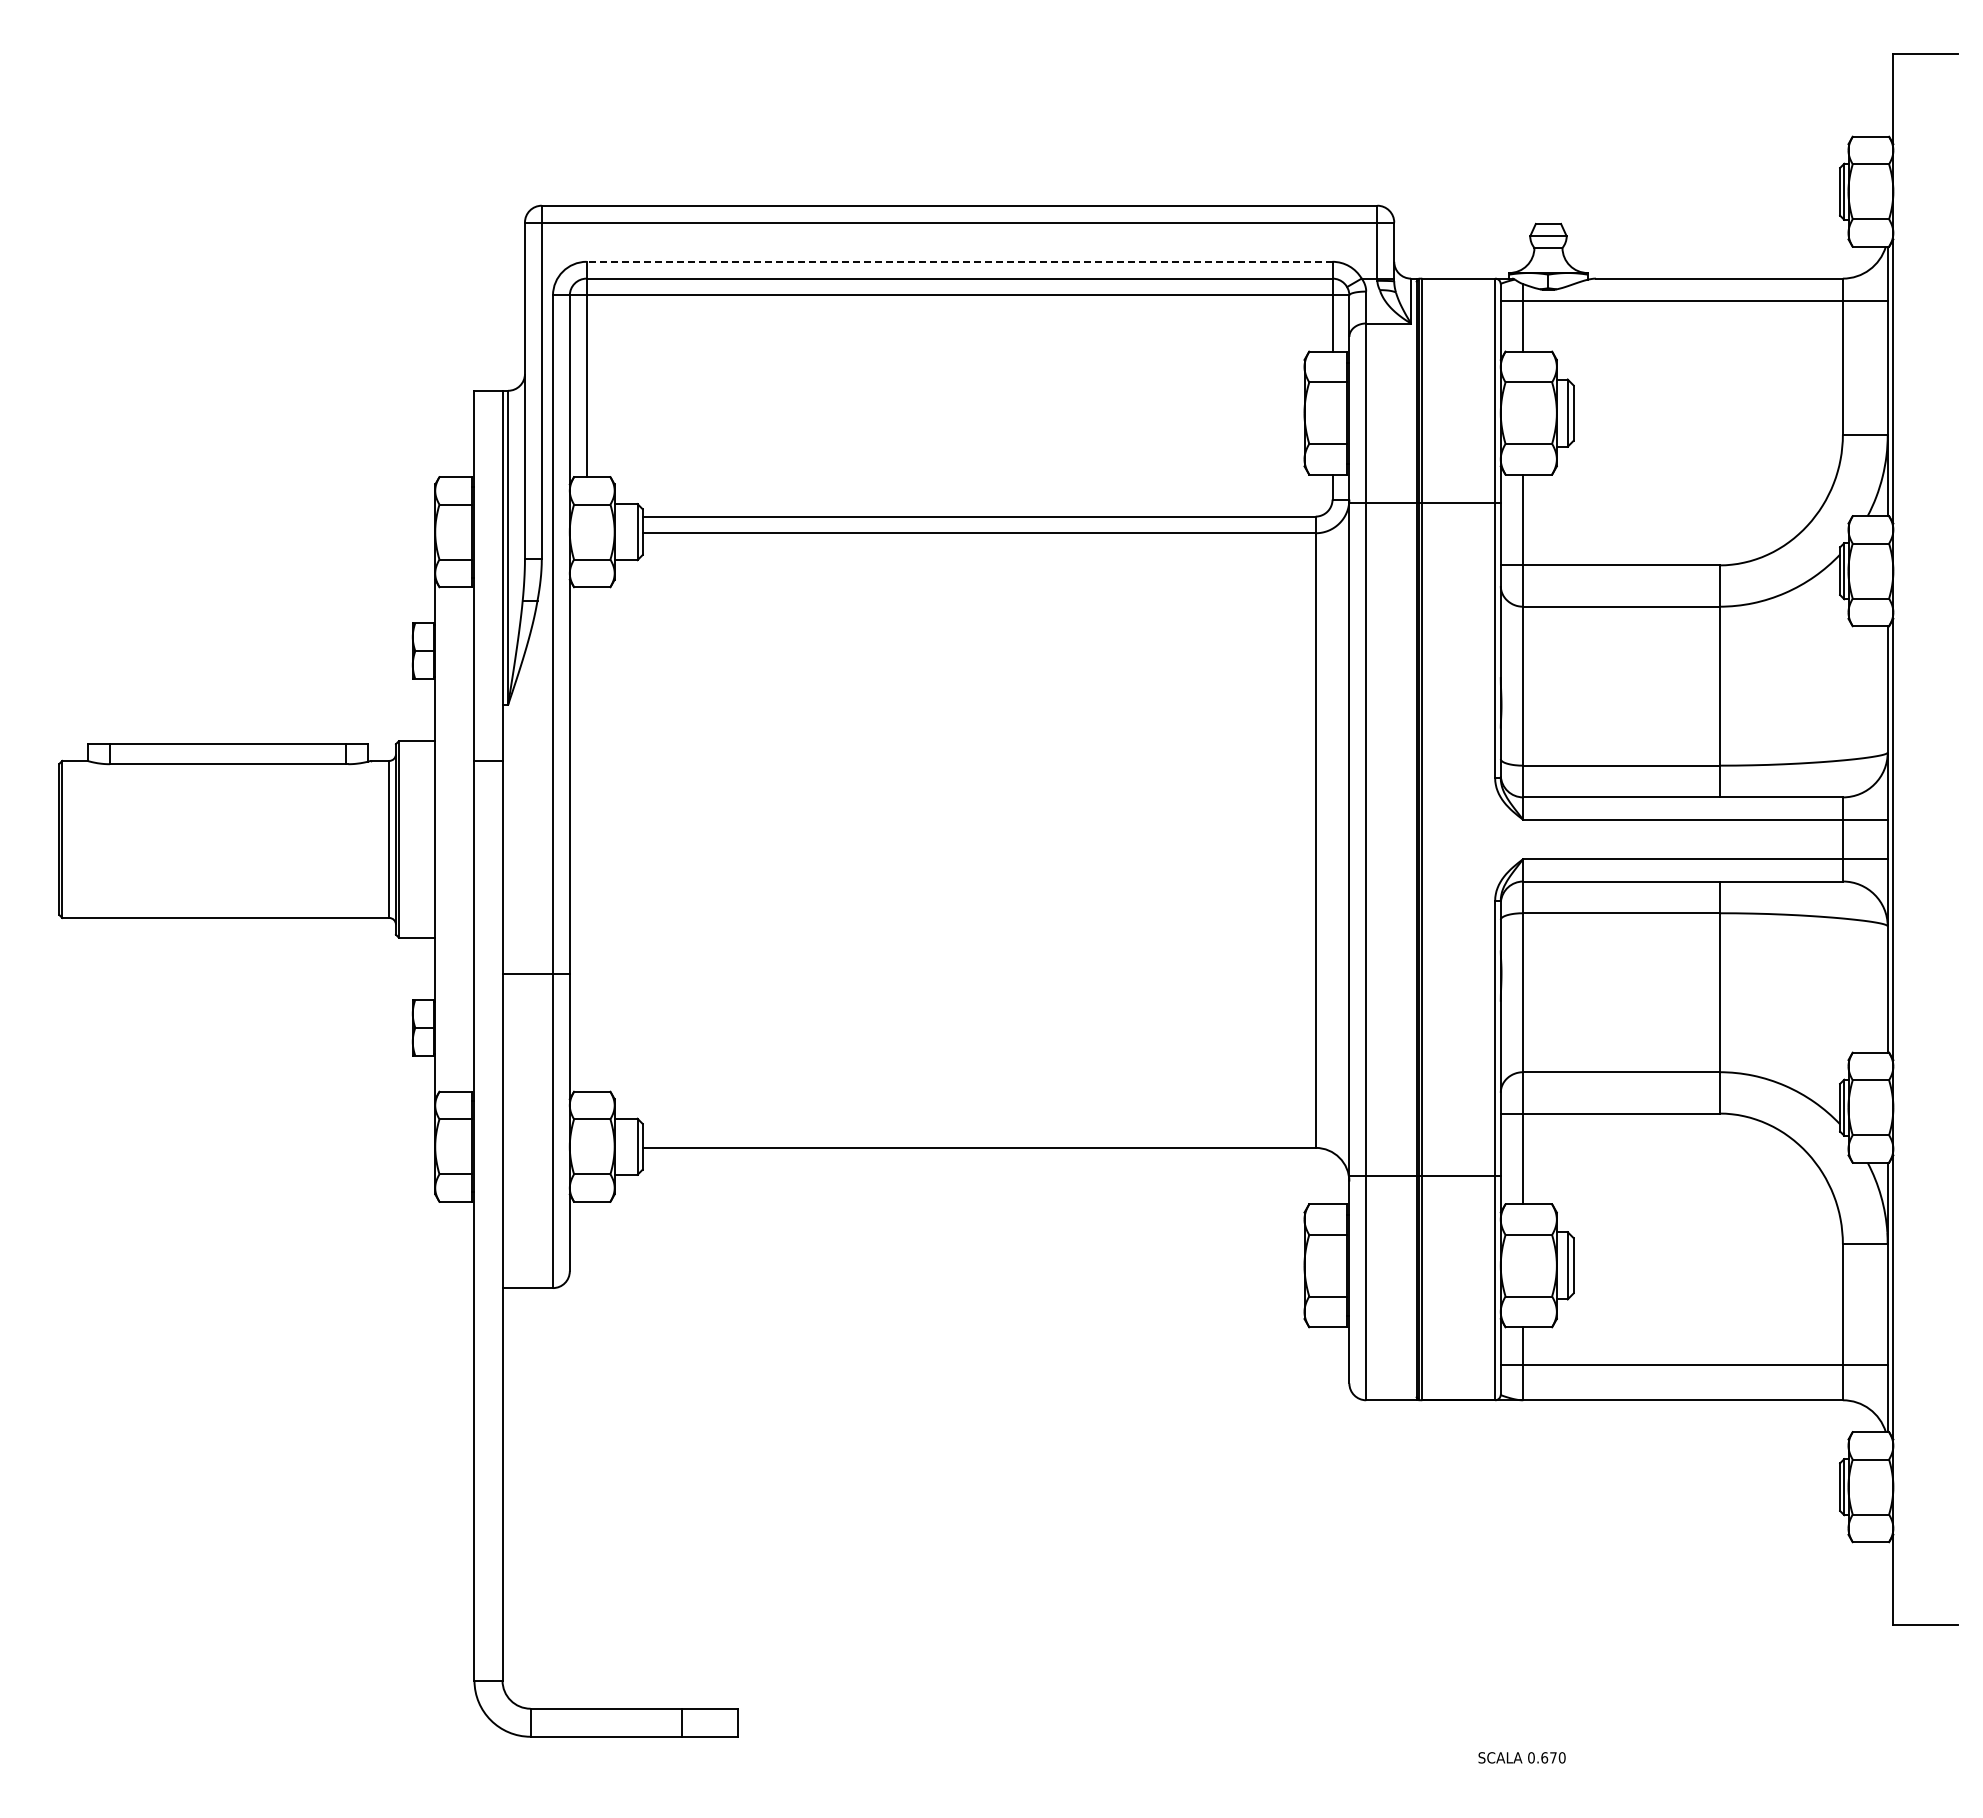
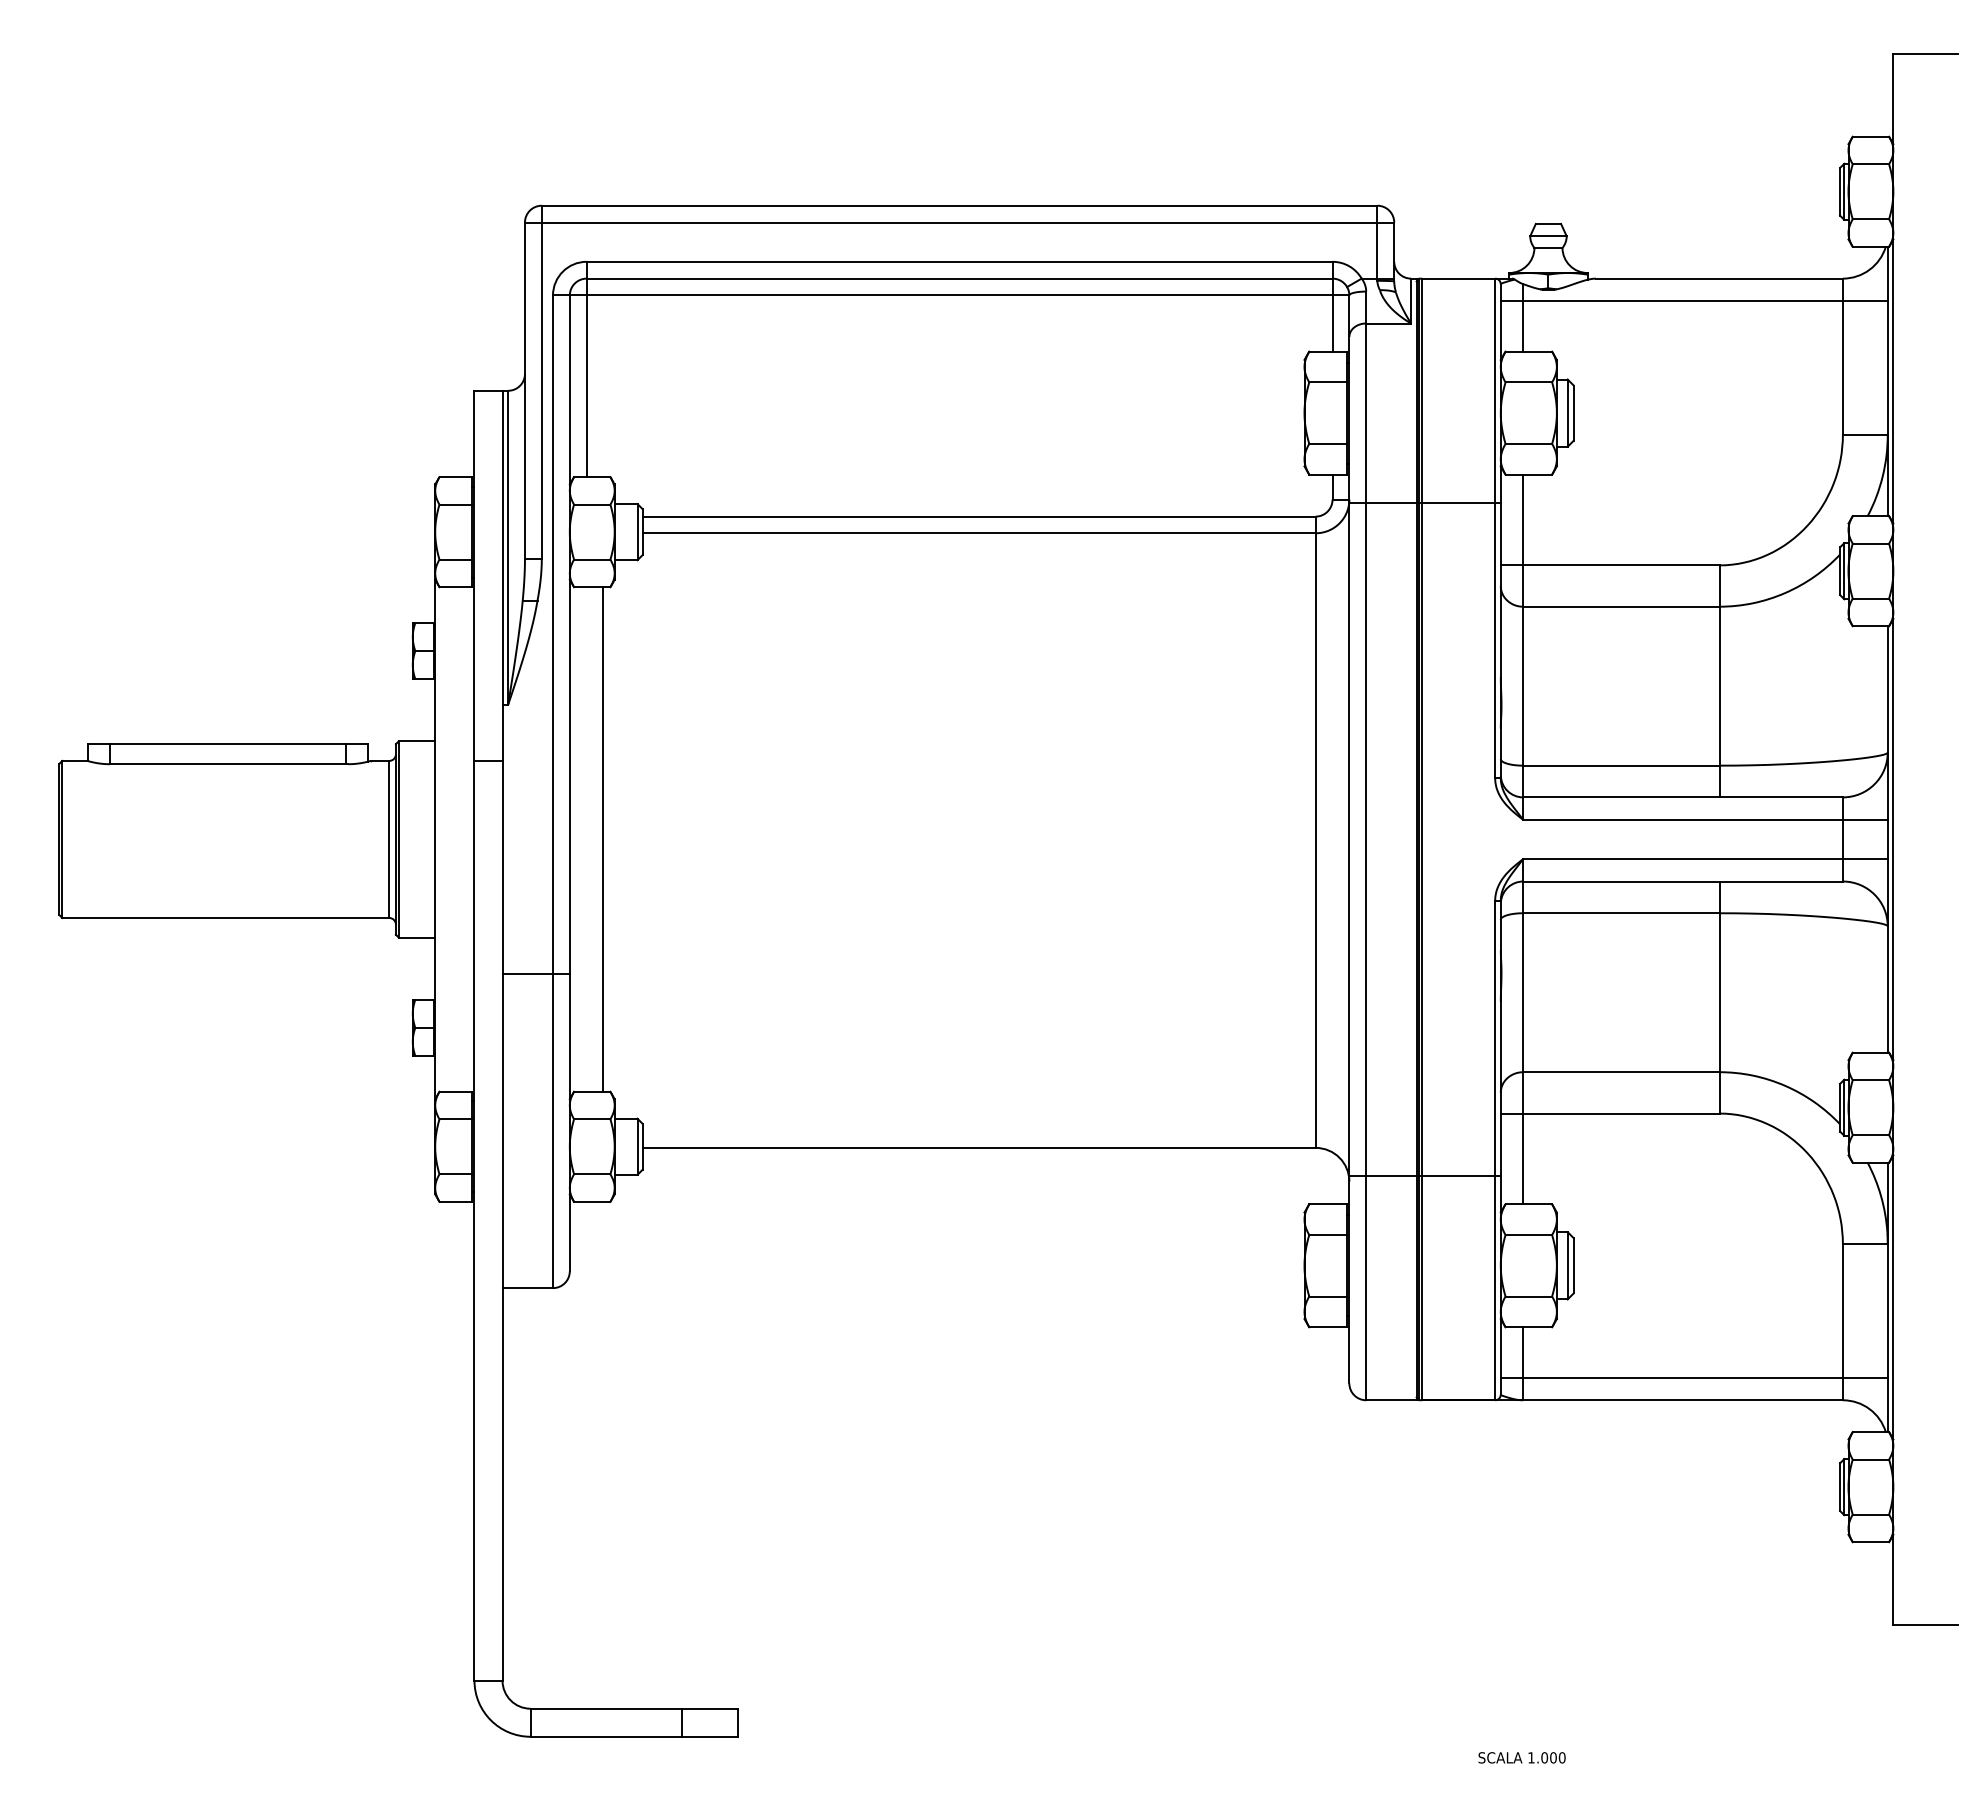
line: dashed -> solid (959, 261)
line: none -> present (603, 839)
line position: (1693, 1364) -> (1693, 1377) (1693, 1377)
text: 0.670 -> 1.000 (1542, 1757)
